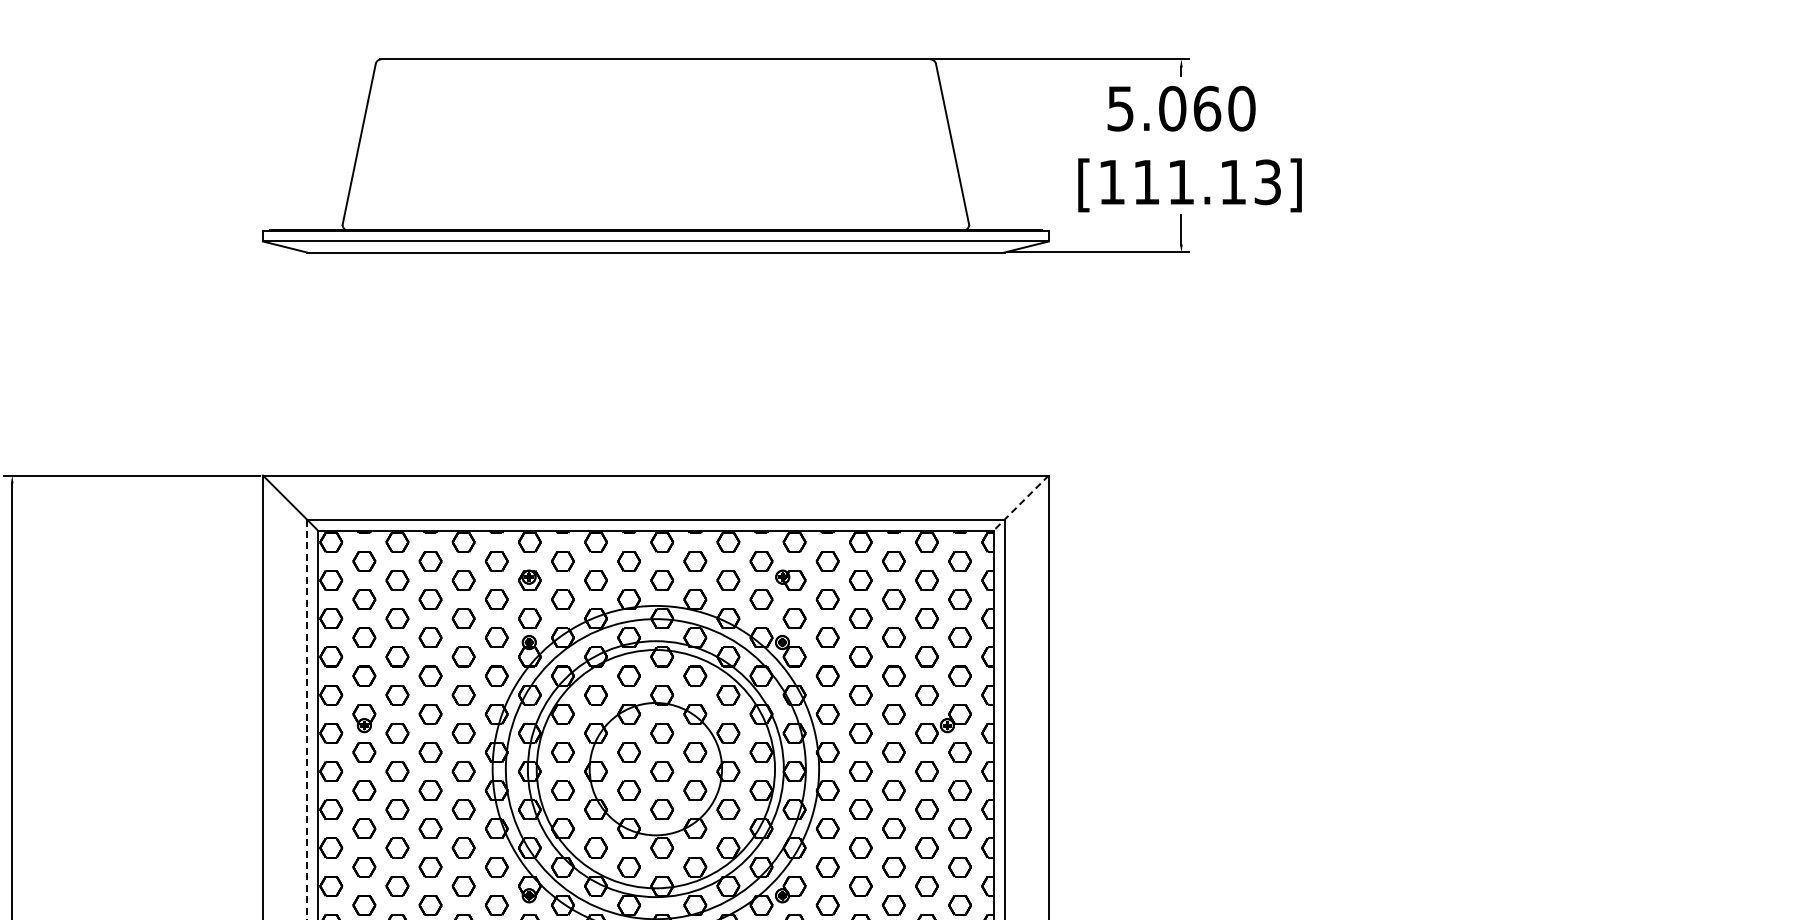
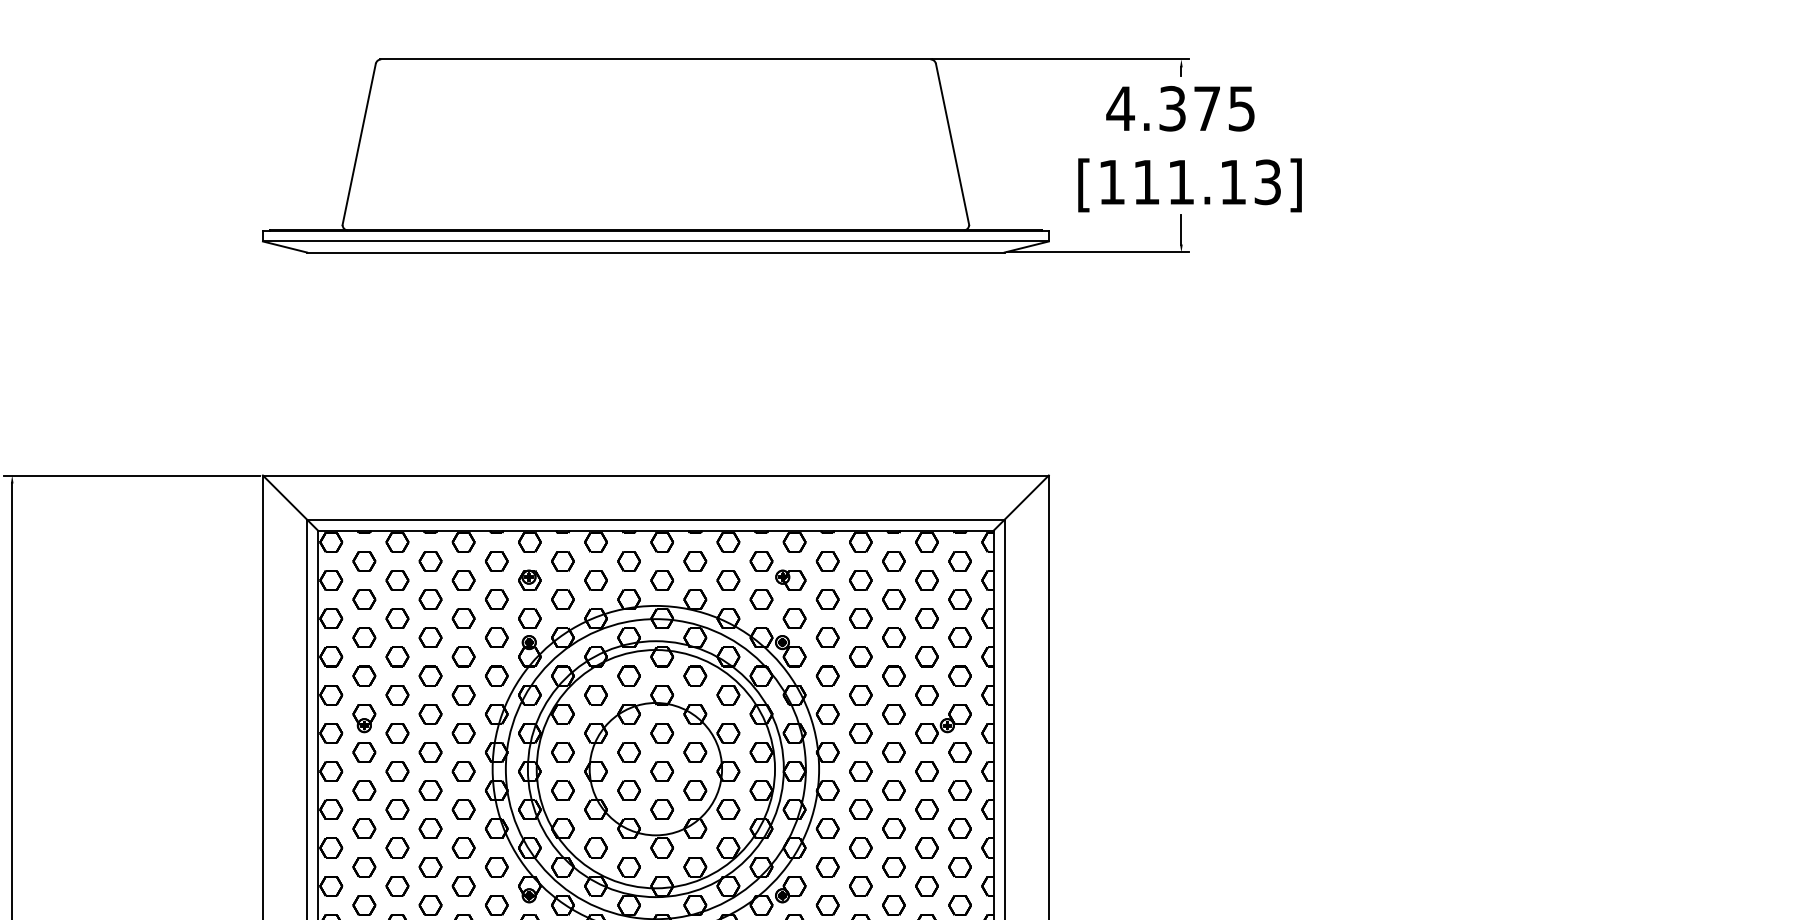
text: 5.060 -> 4.375 (1180, 108)
line: dashed -> solid (1020, 503)
line: dashed -> solid (307, 719)
